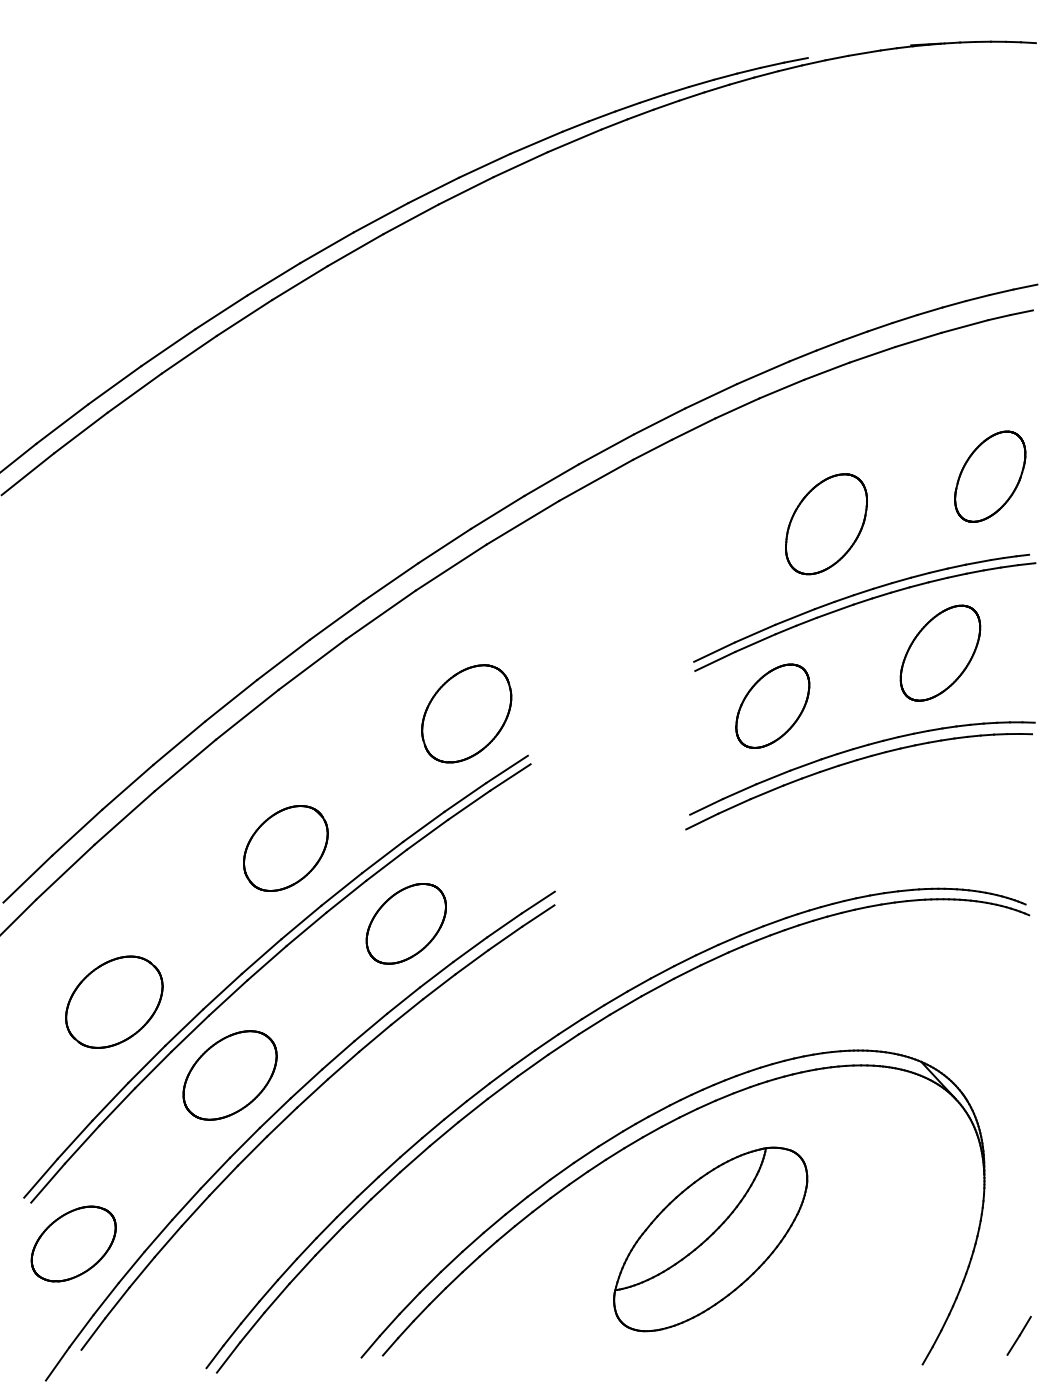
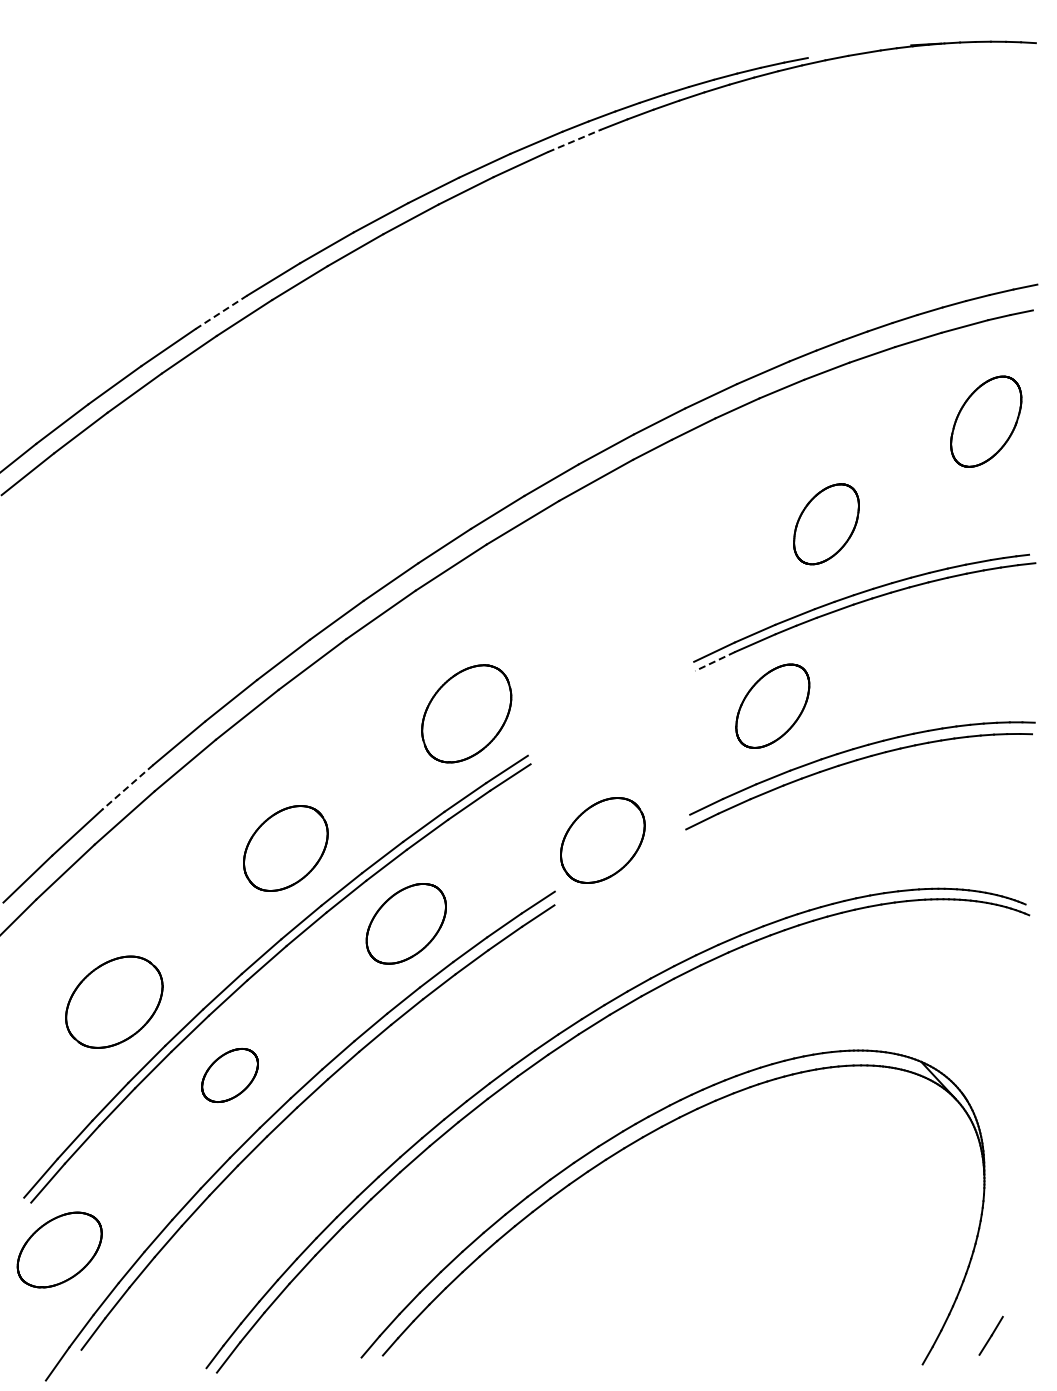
line: solid -> dashed (574, 140)
line: solid -> dashed (221, 312)
part position: (990, 476) -> (986, 421) (986, 421)
part size: 83x103 px -> 67x83 px (826, 524)
part: present -> none (940, 652)
line: solid -> dashed (714, 661)
line: solid -> dashed (127, 787)
part: none -> present (602, 840)
part size: 96x91 px -> 58x55 px (229, 1075)
part: present -> none (710, 1239)
part position: (73, 1243) -> (59, 1249) (59, 1249)
line position: (1018, 1335) -> (990, 1335) (990, 1335)
